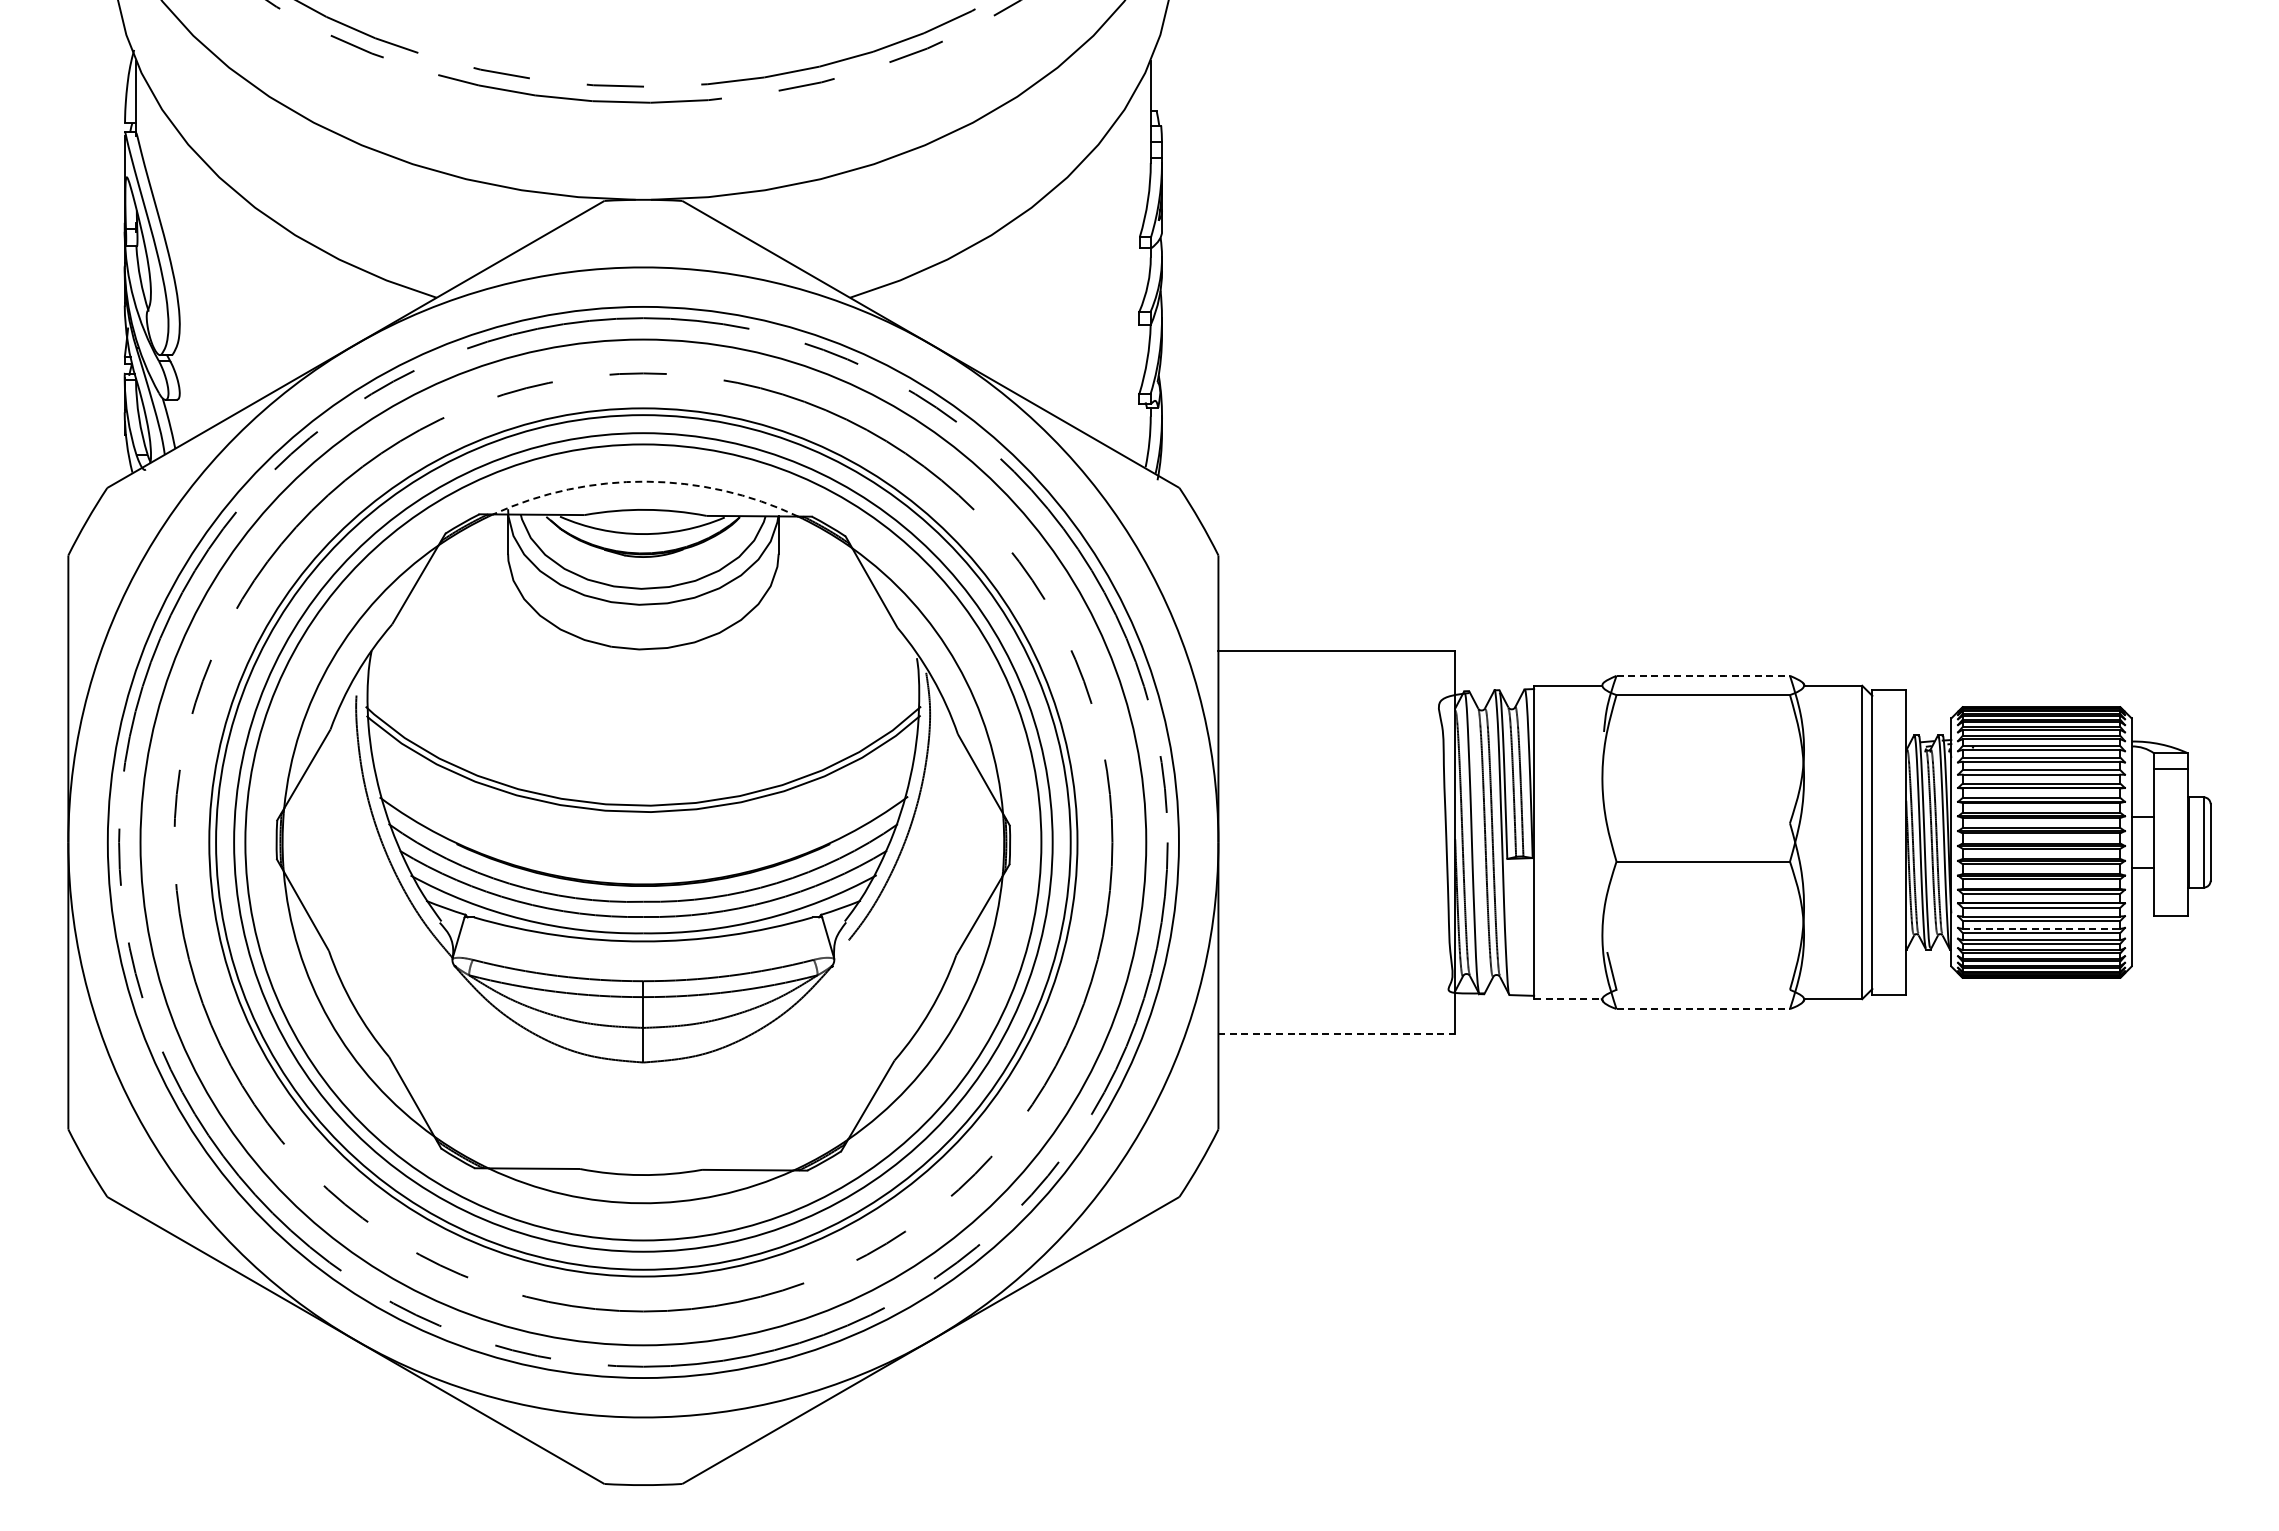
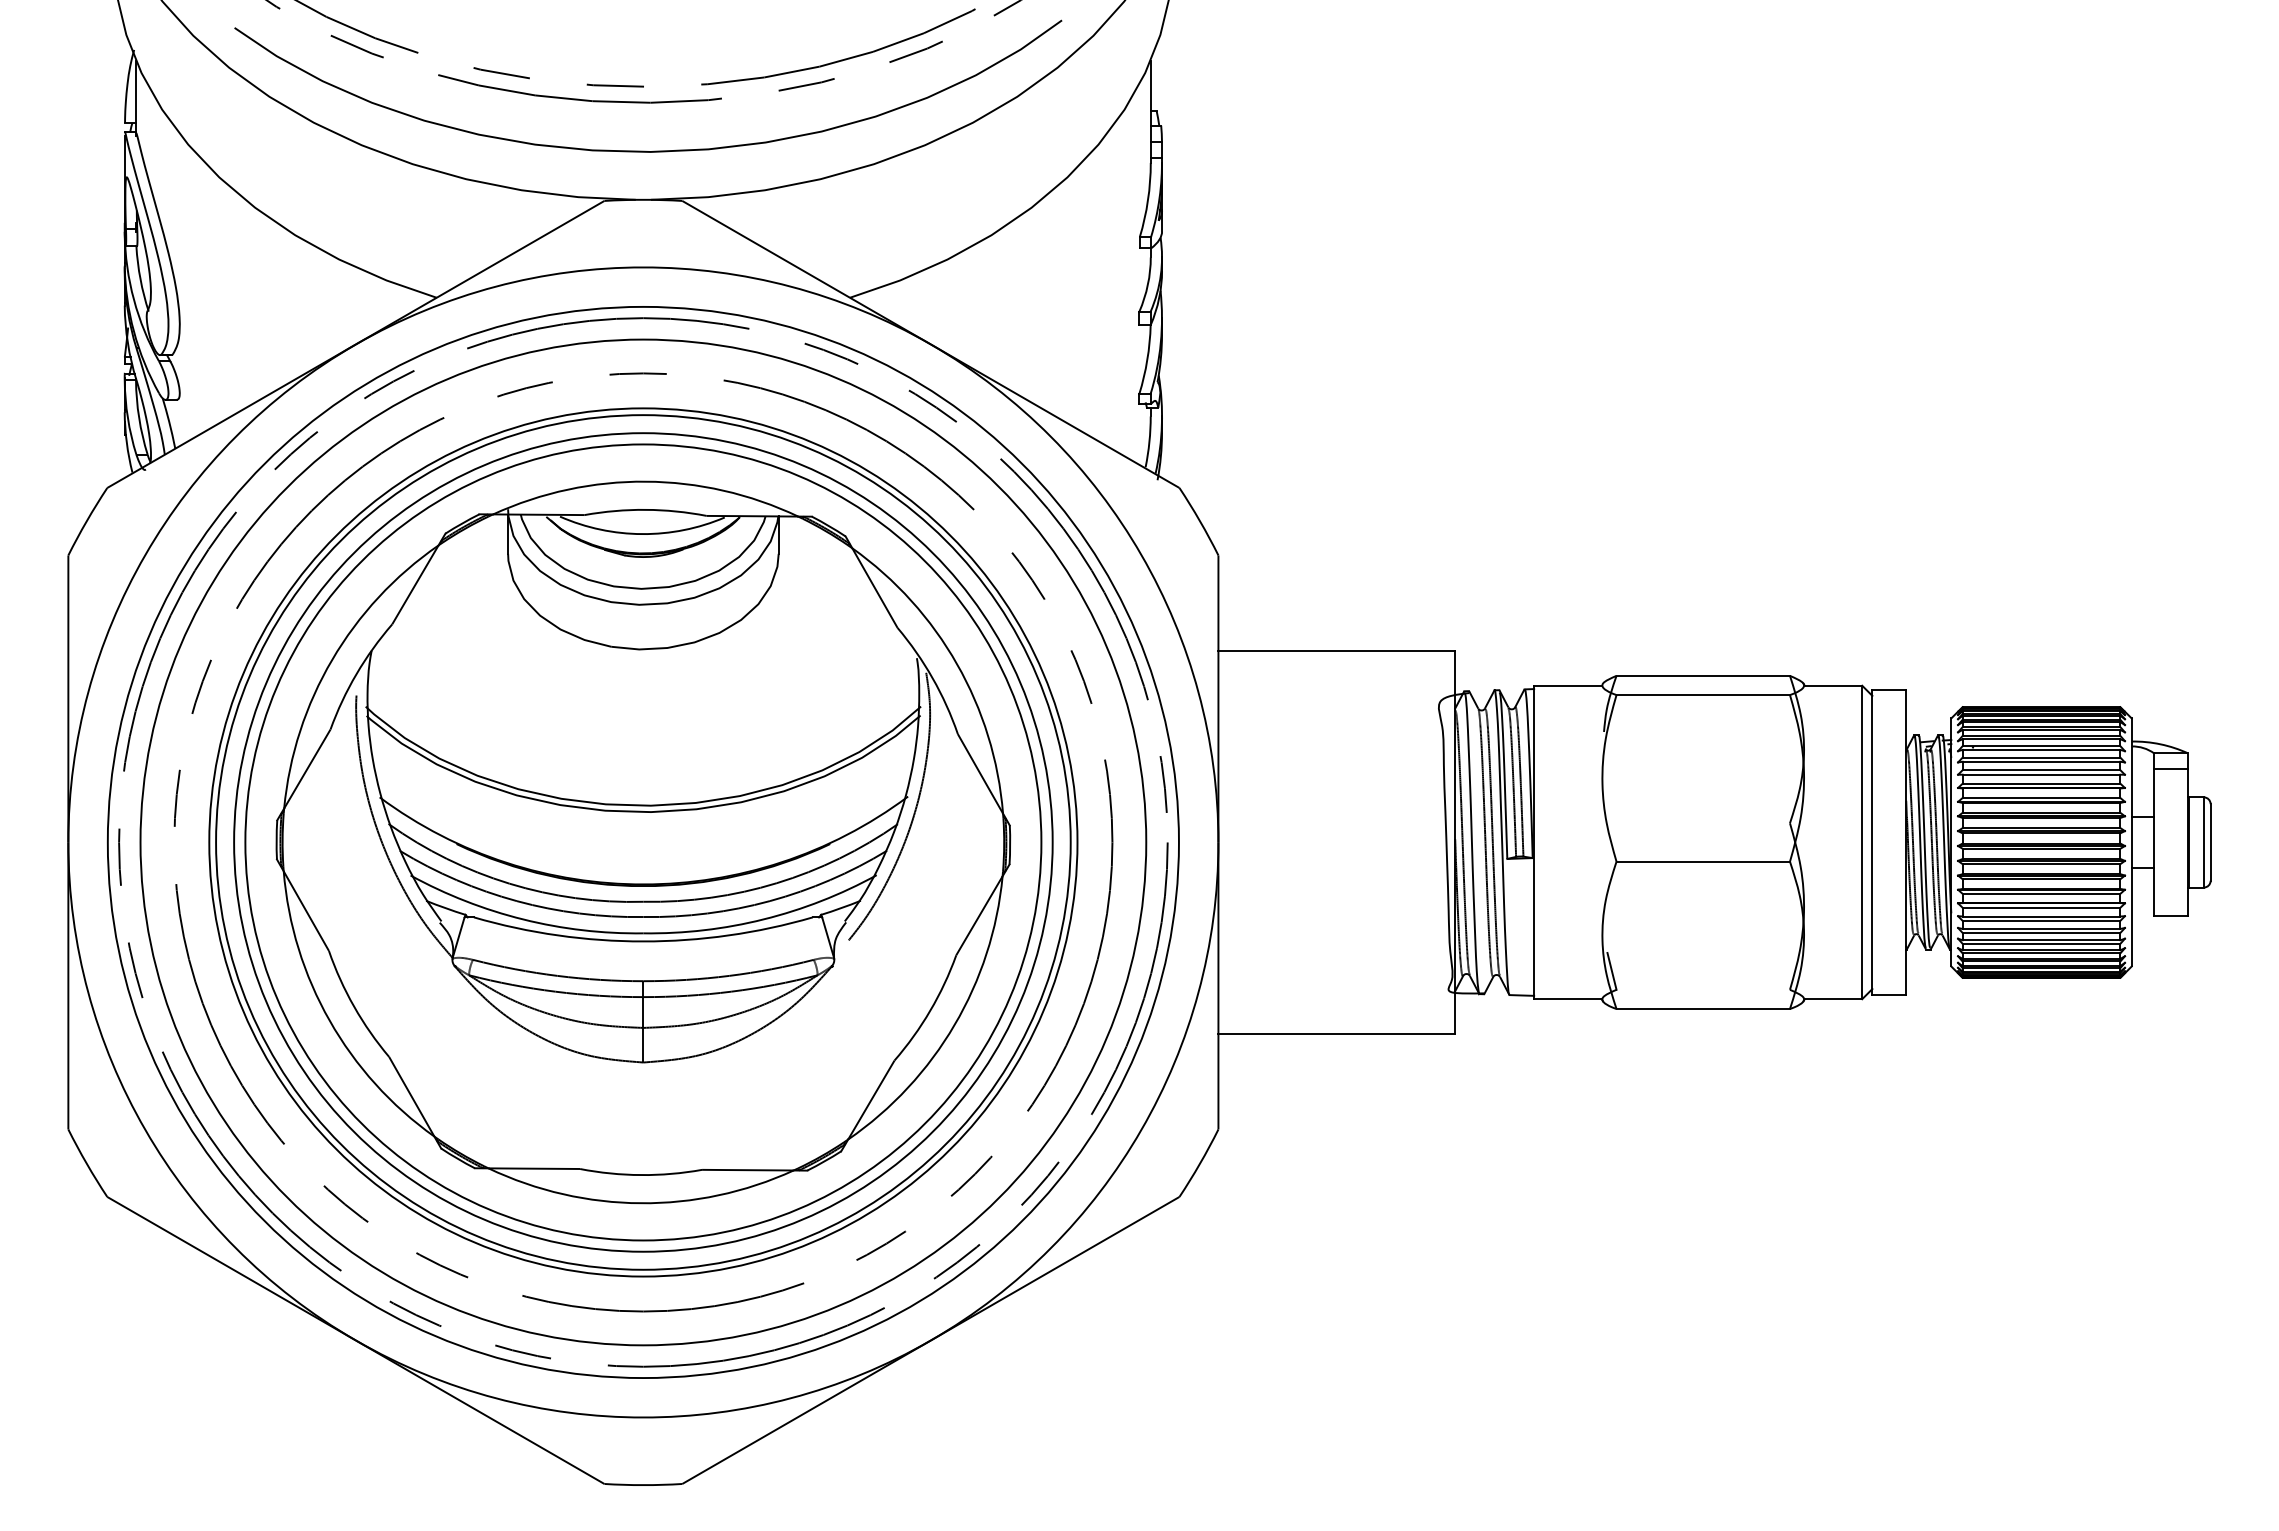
curve: none -> present (645, 150)
arc: dashed -> solid (645, 481)
line: dashed -> solid (1703, 675)
line: dashed -> solid (2041, 928)
line: dashed -> solid (1567, 999)
line: dashed -> solid (1703, 1009)
line: dashed -> solid (1337, 1034)
